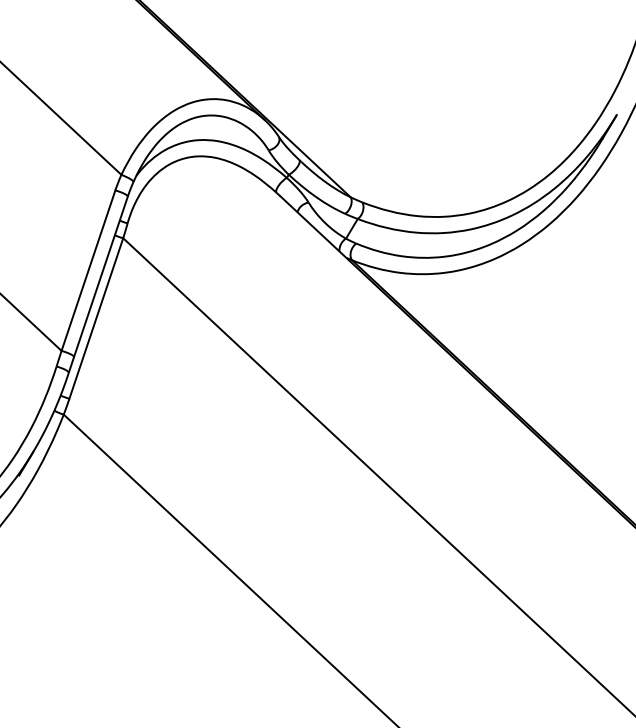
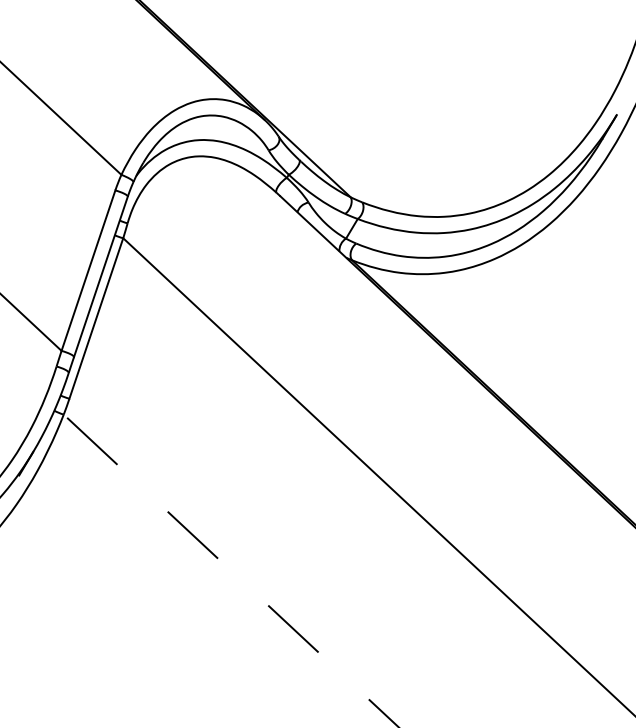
line: solid -> dashed (231, 570)
